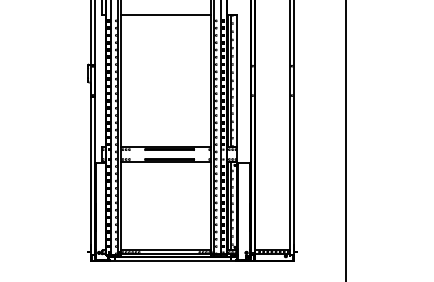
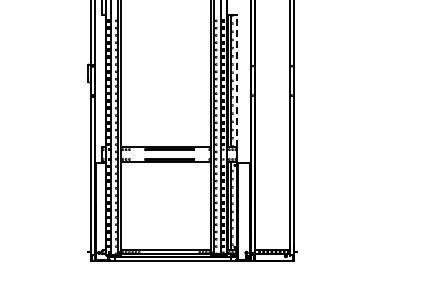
line: present -> none (166, 14)
line: solid -> dashed (237, 80)
line: present -> none (346, 140)
